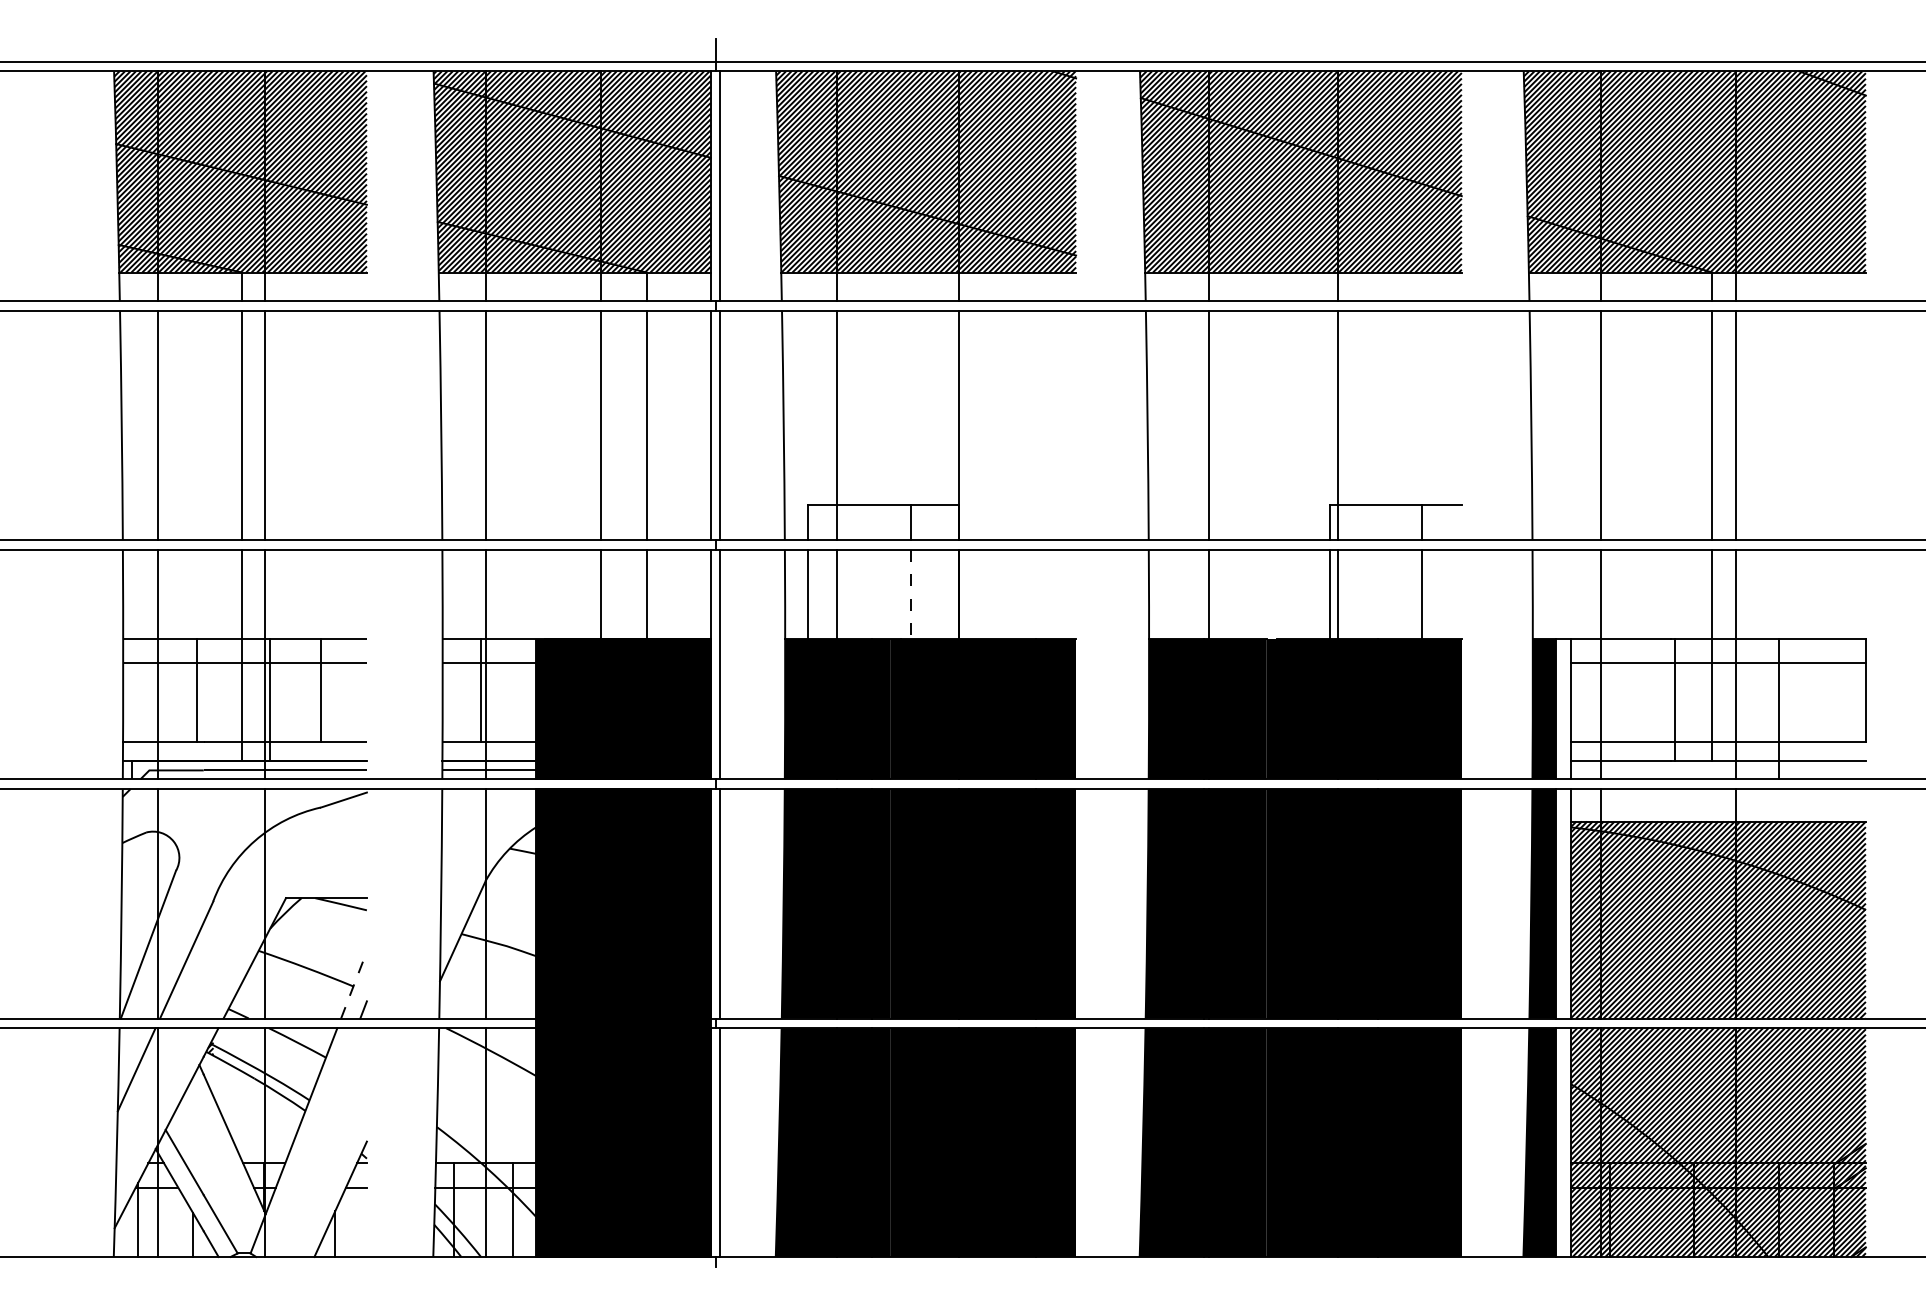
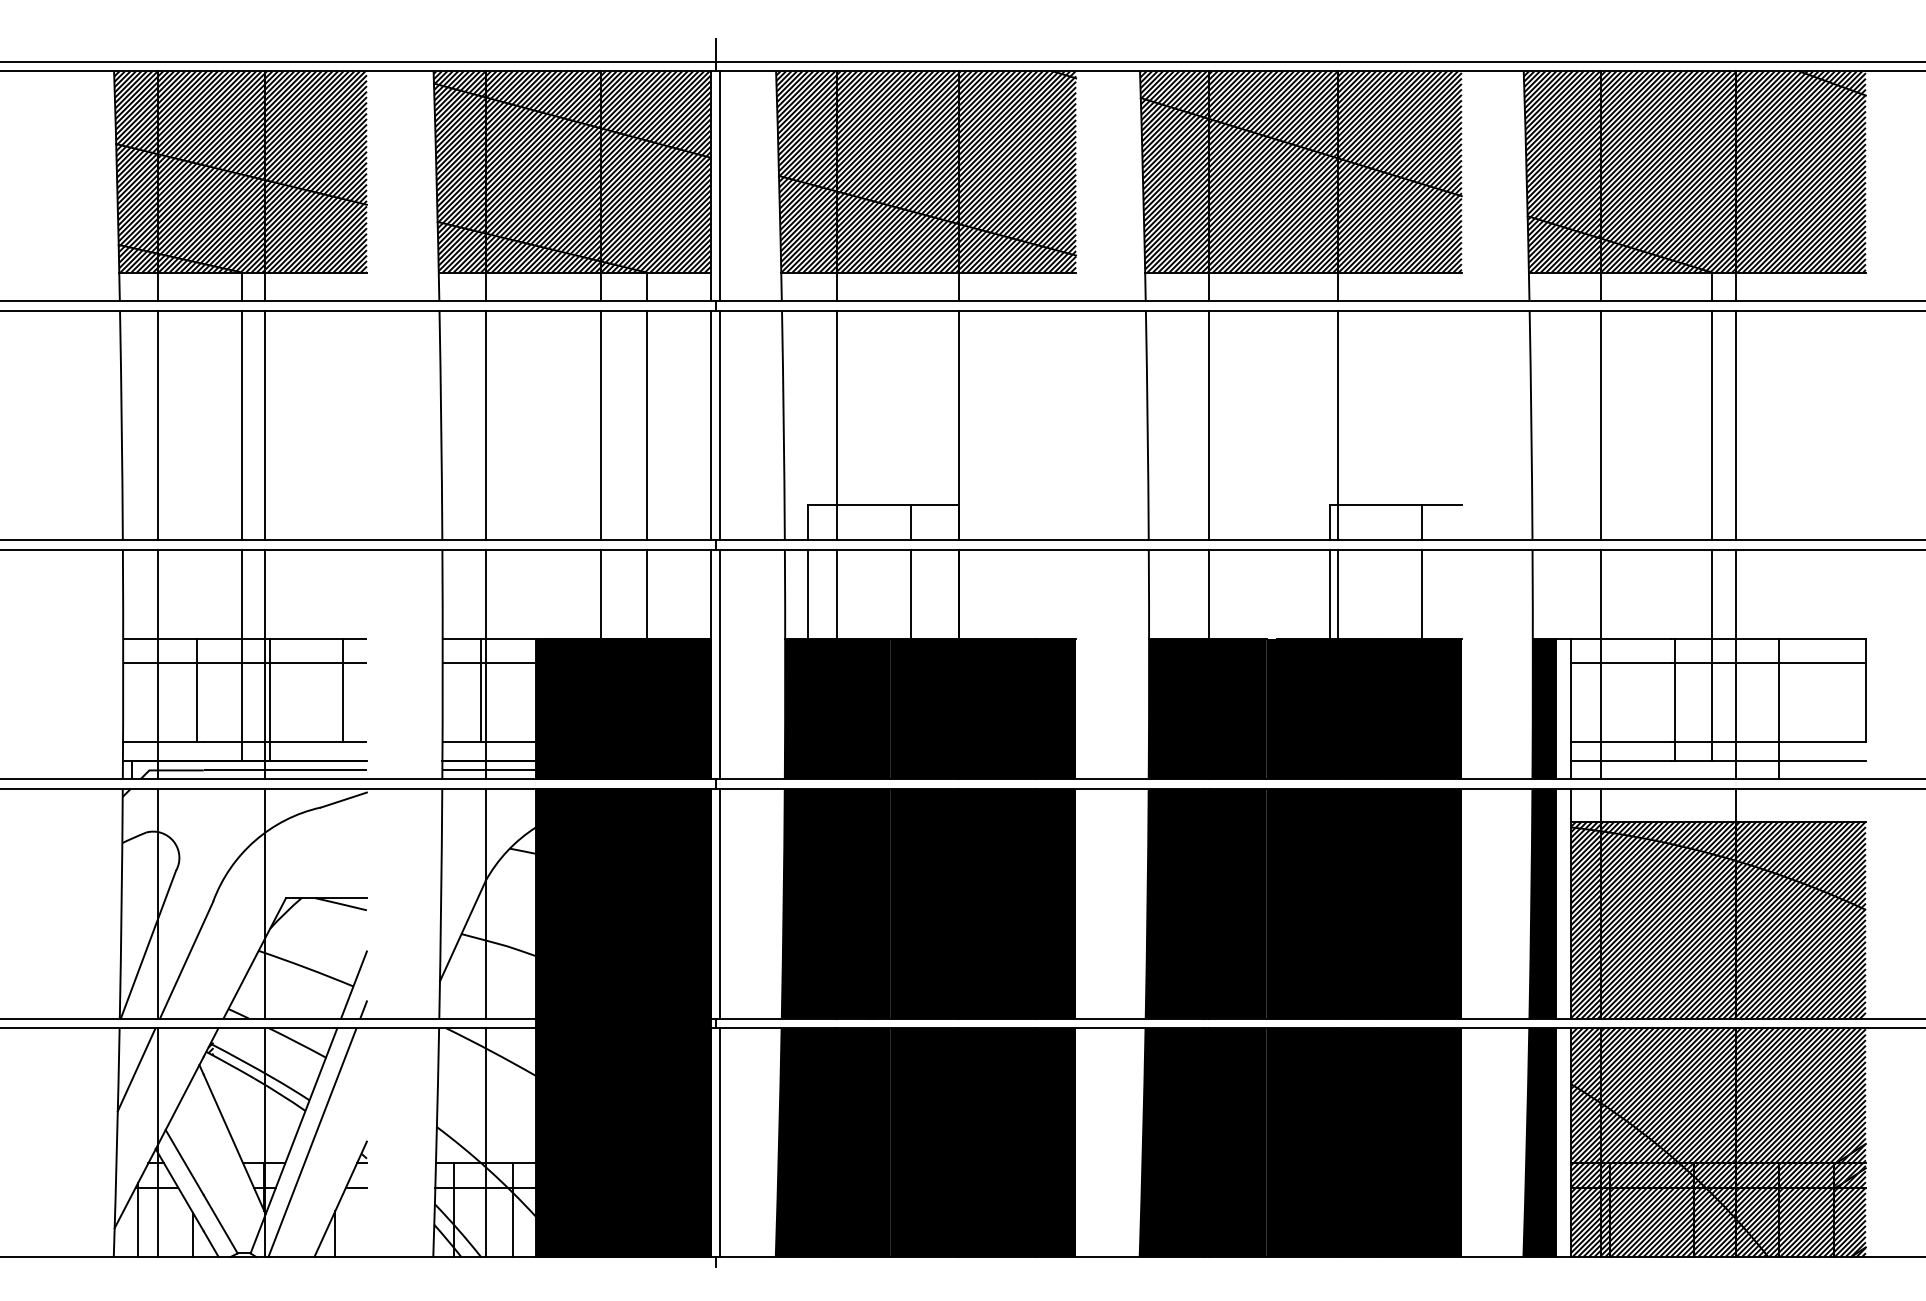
line: dashed -> solid (911, 594)
line position: (320, 690) -> (342, 690) (342, 690)
line: dashed -> solid (354, 984)
line: none -> present (312, 1142)
